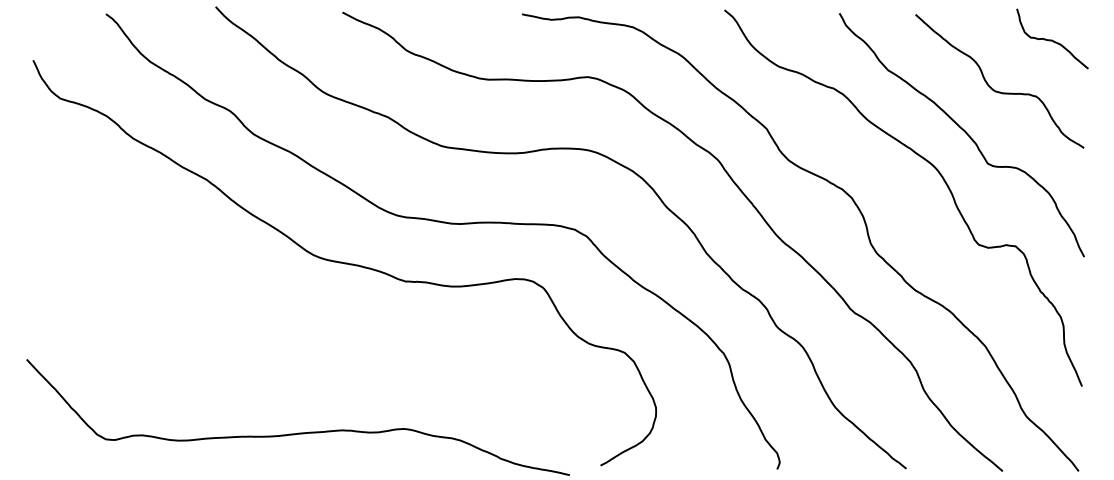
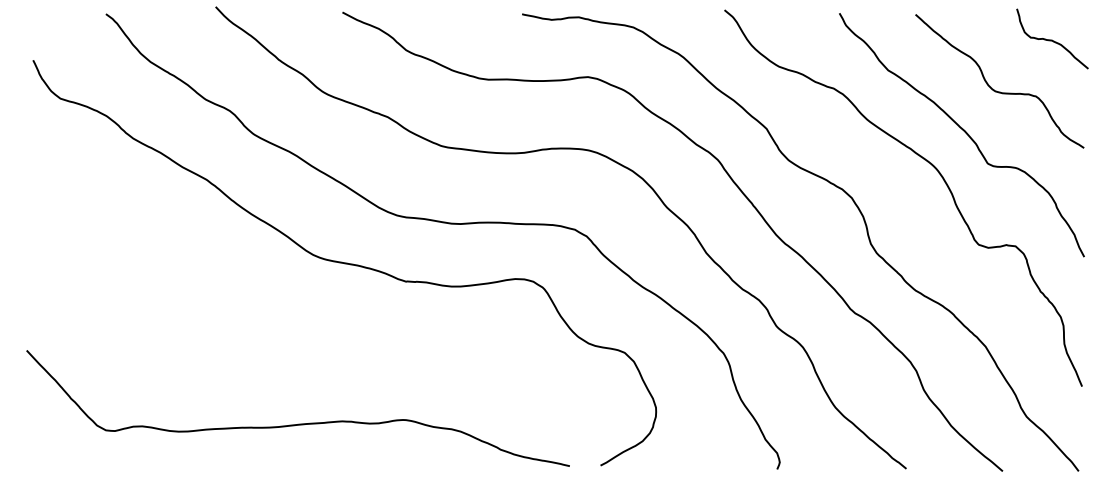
curve position: (298, 432) -> (298, 423) (298, 423)
